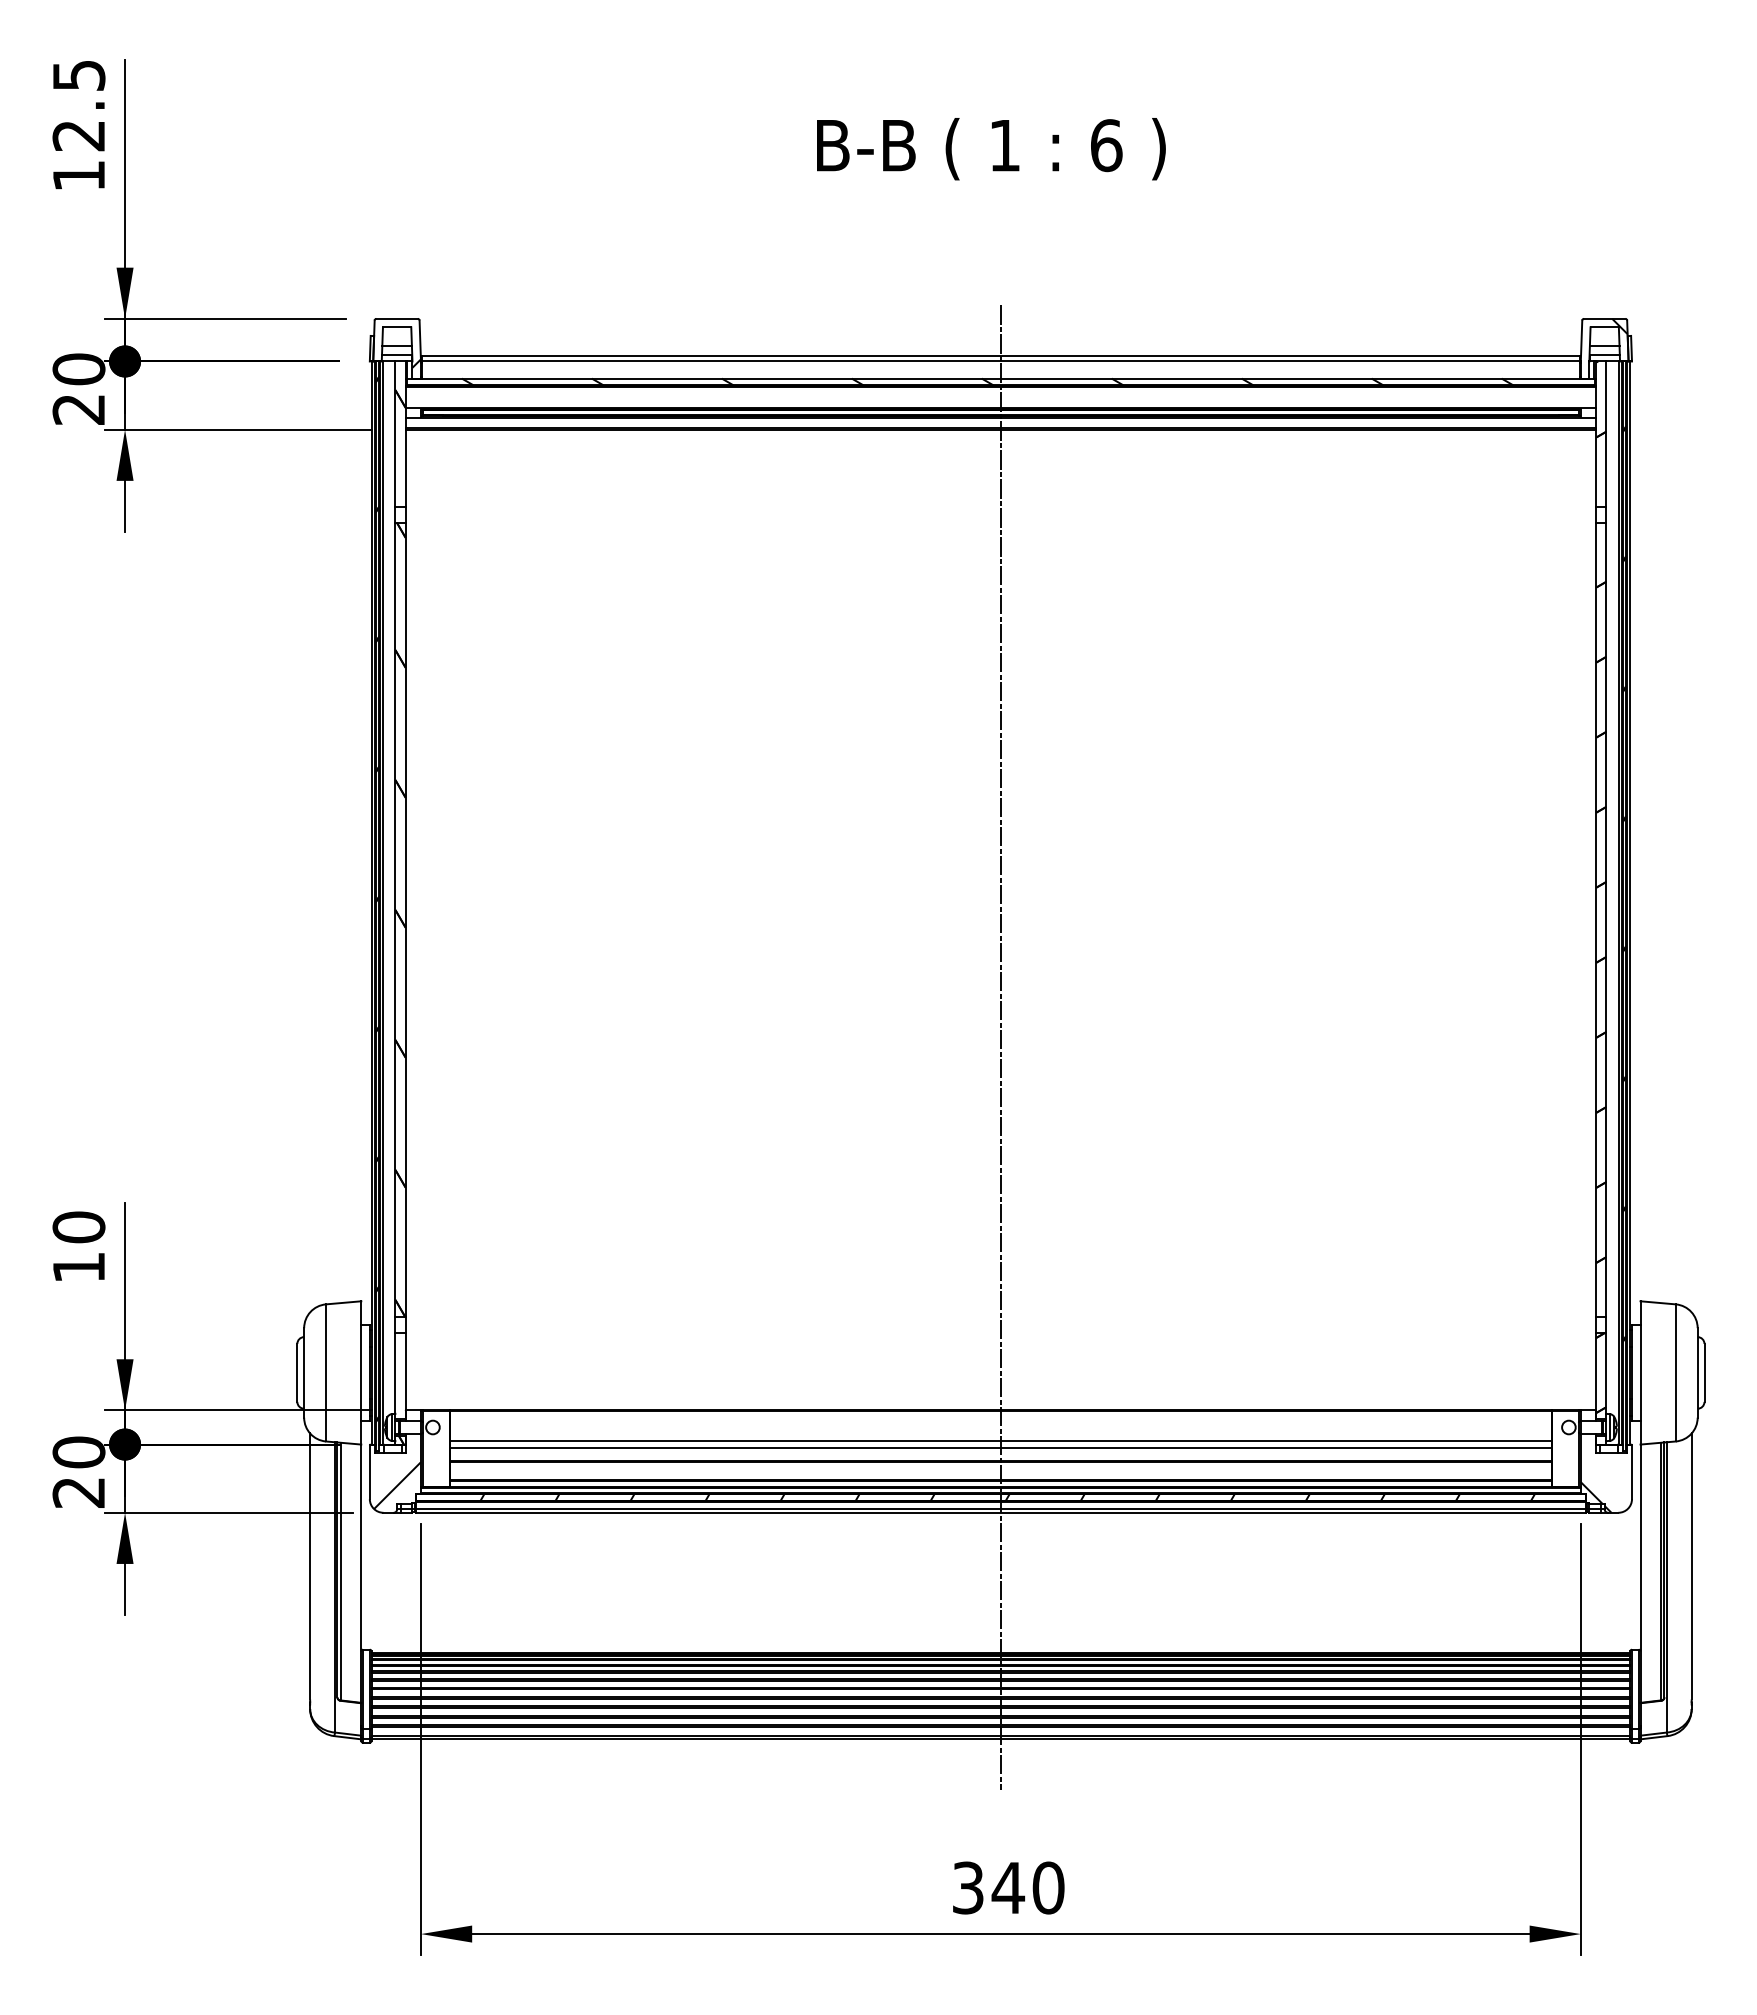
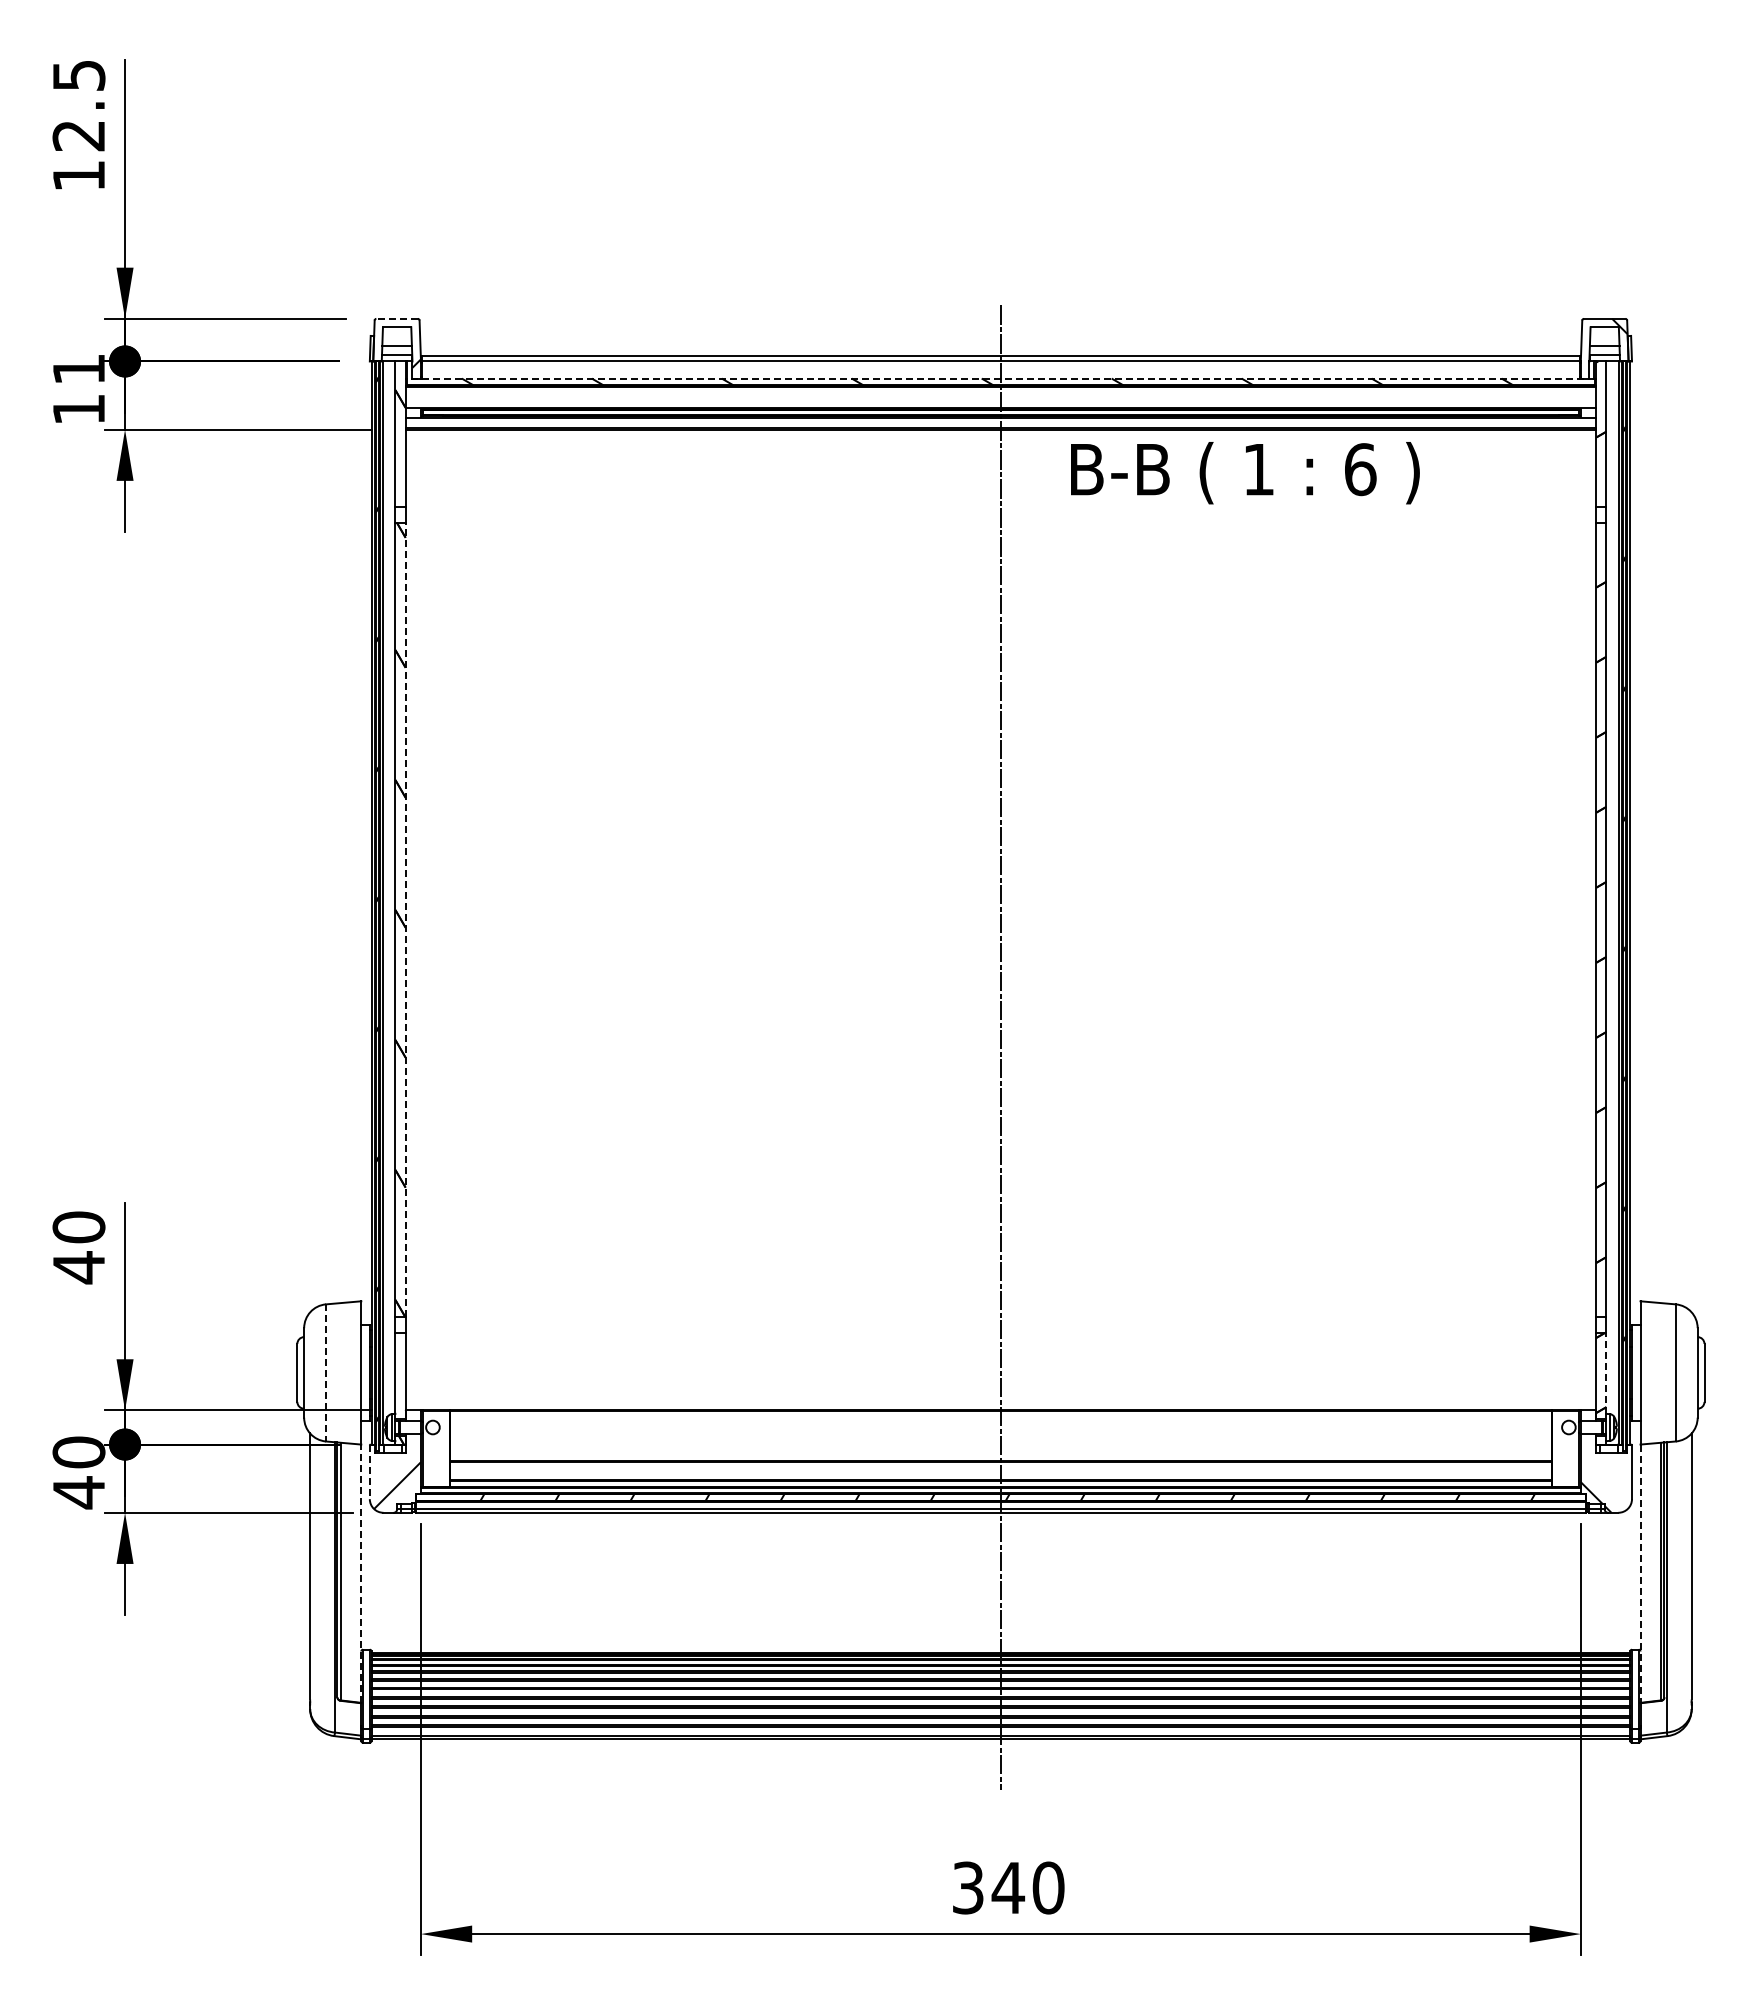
text position: (991, 149) -> (1245, 473) (1245, 473)
line: solid -> dashed (397, 318)
line: solid -> dashed (1000, 378)
text: 20 -> 11 (78, 388)
line: solid -> dashed (405, 919)
text: 10 -> 40 (78, 1267)
line: solid -> dashed (325, 1372)
line: solid -> dashed (1606, 1373)
line: present -> none (1000, 1441)
line: present -> none (1000, 1447)
line: solid -> dashed (369, 1472)
text: 20 -> 40 (78, 1492)
line: solid -> dashed (361, 1573)
line: solid -> dashed (1640, 1574)
